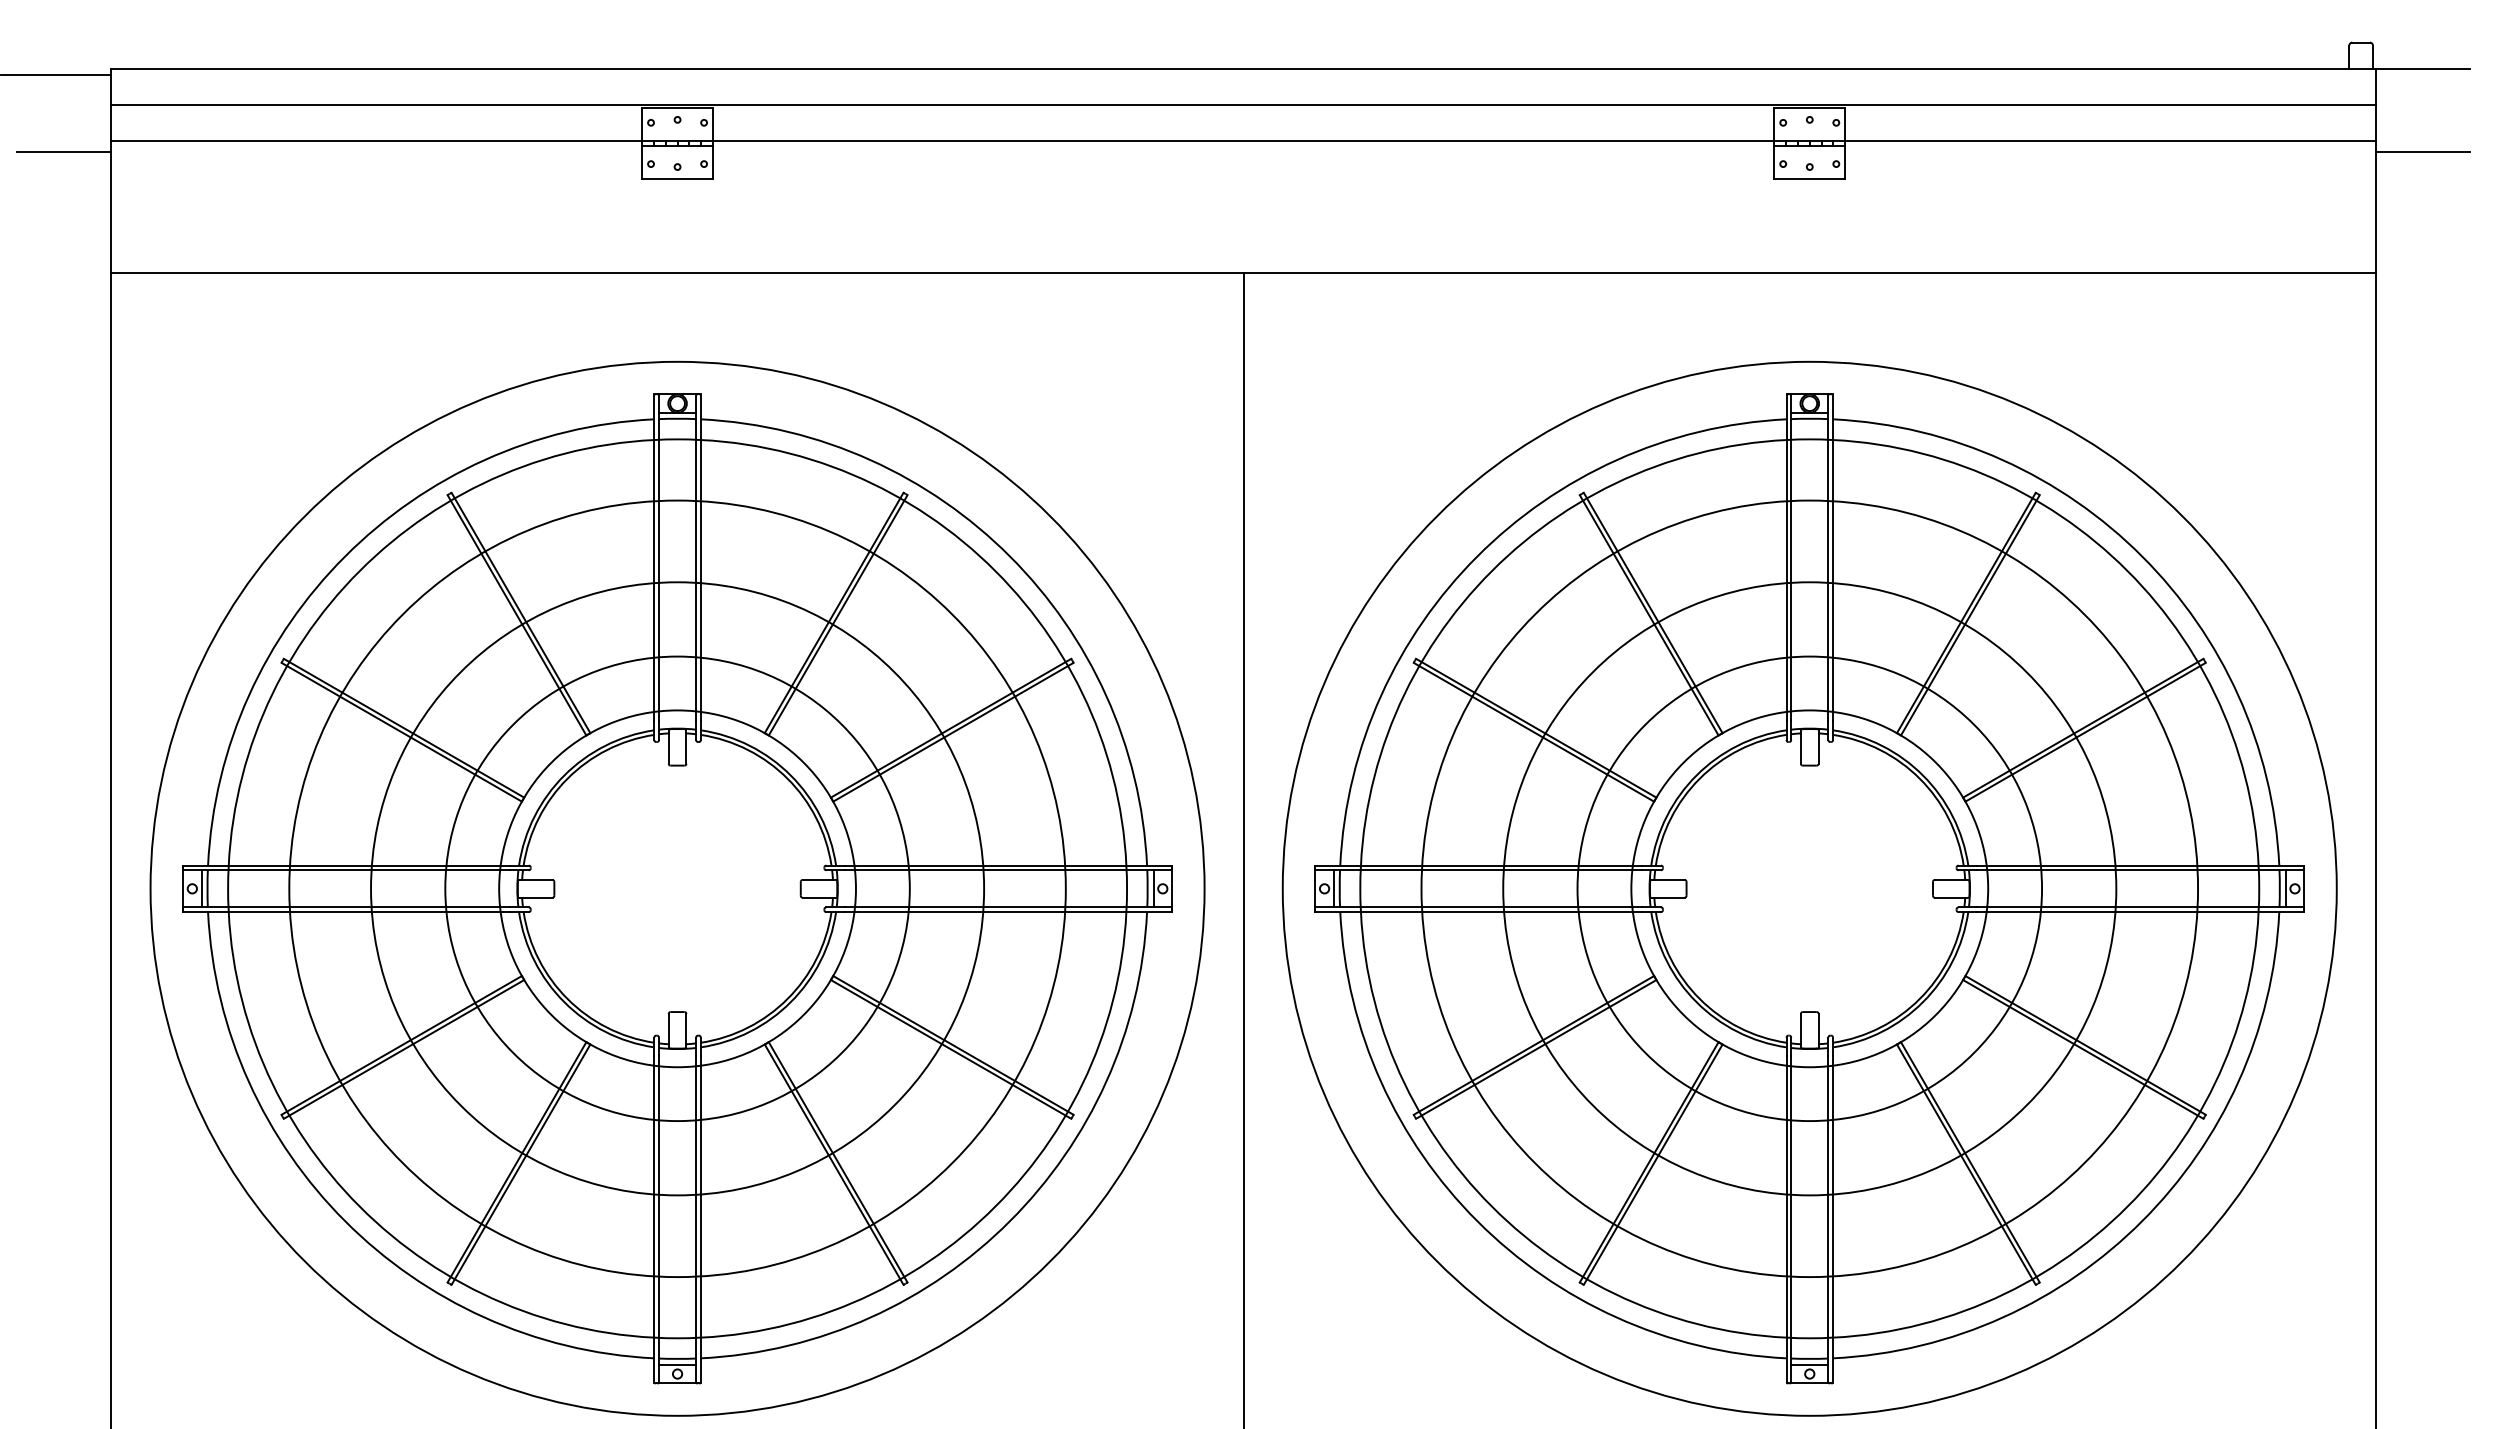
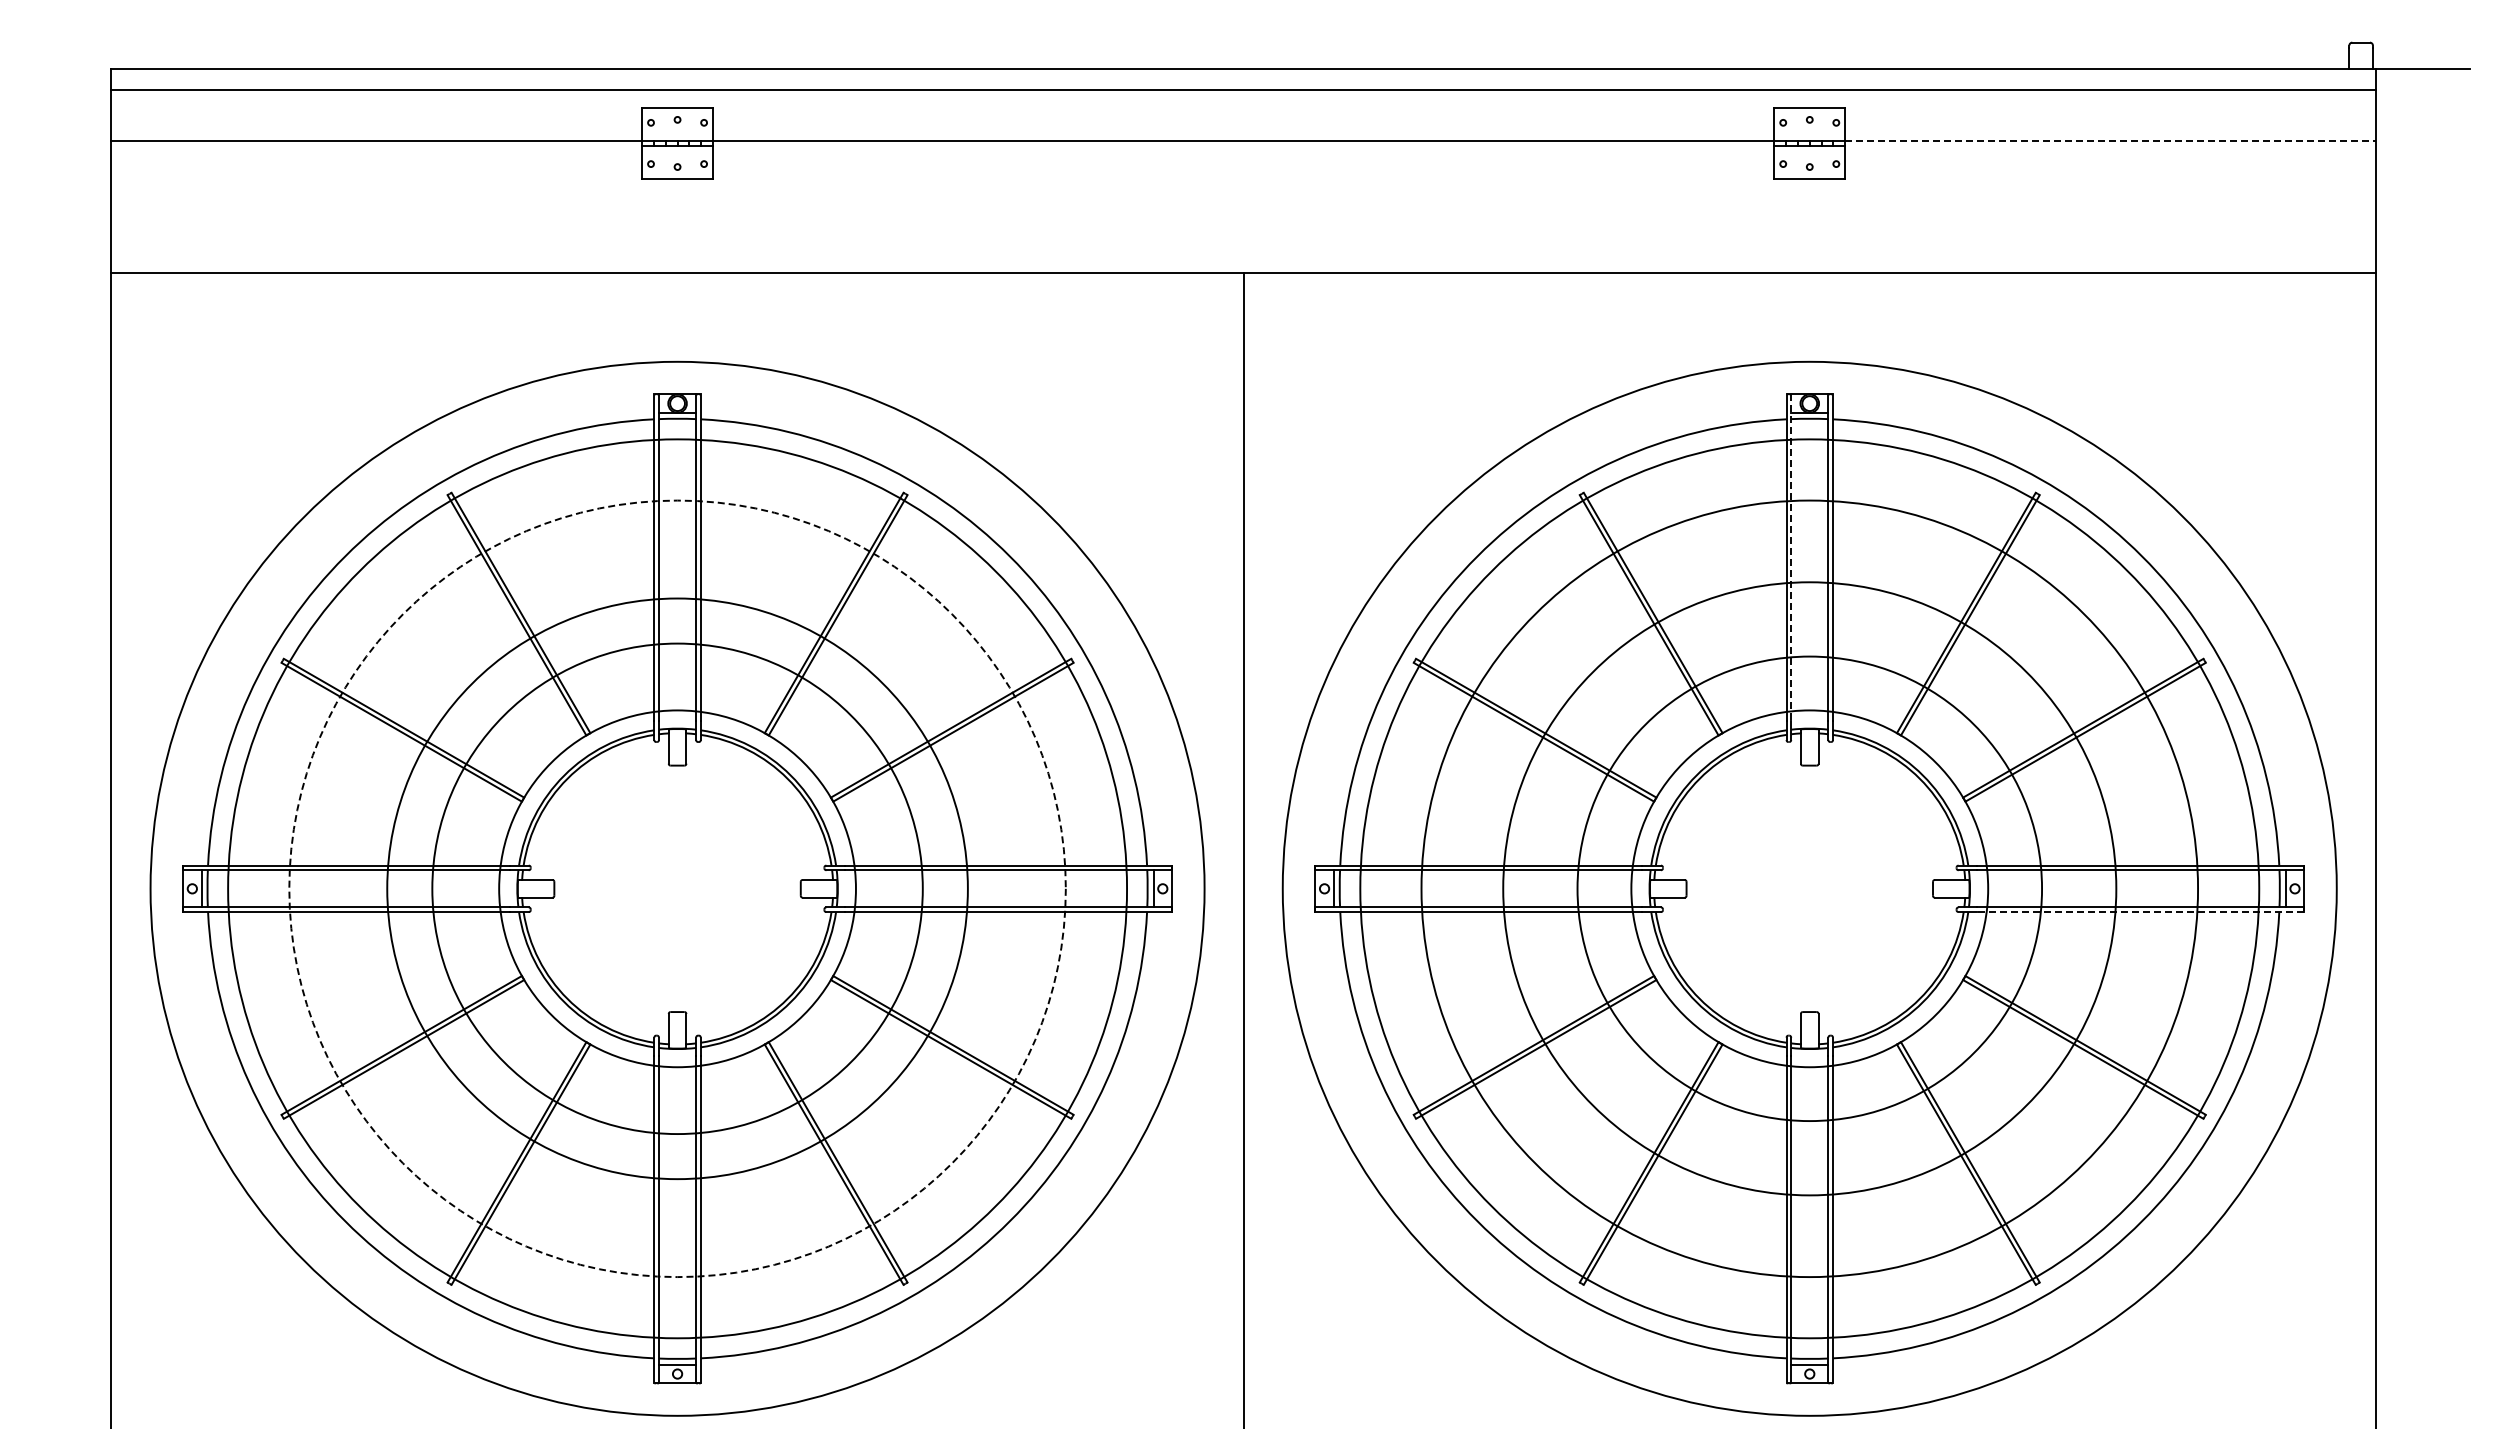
line: present -> none (56, 75)
line position: (1243, 105) -> (1243, 90) (1243, 90)
line: solid -> dashed (2111, 140)
line: present -> none (64, 151)
line: present -> none (2422, 151)
line: solid -> dashed (1791, 558)
circle diameter: 465 px -> 581 px (677, 888)
circle diameter: 613 px -> 490 px (677, 888)
circle: solid -> dashed (677, 888)
line: solid -> dashed (2140, 912)
